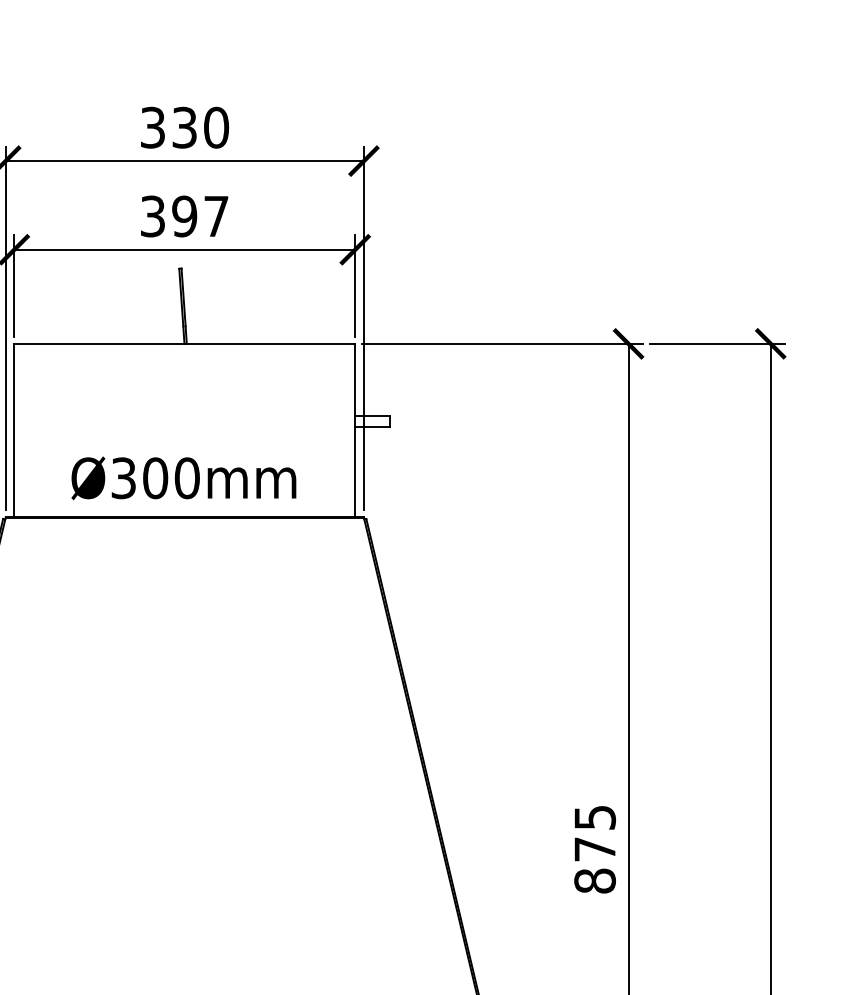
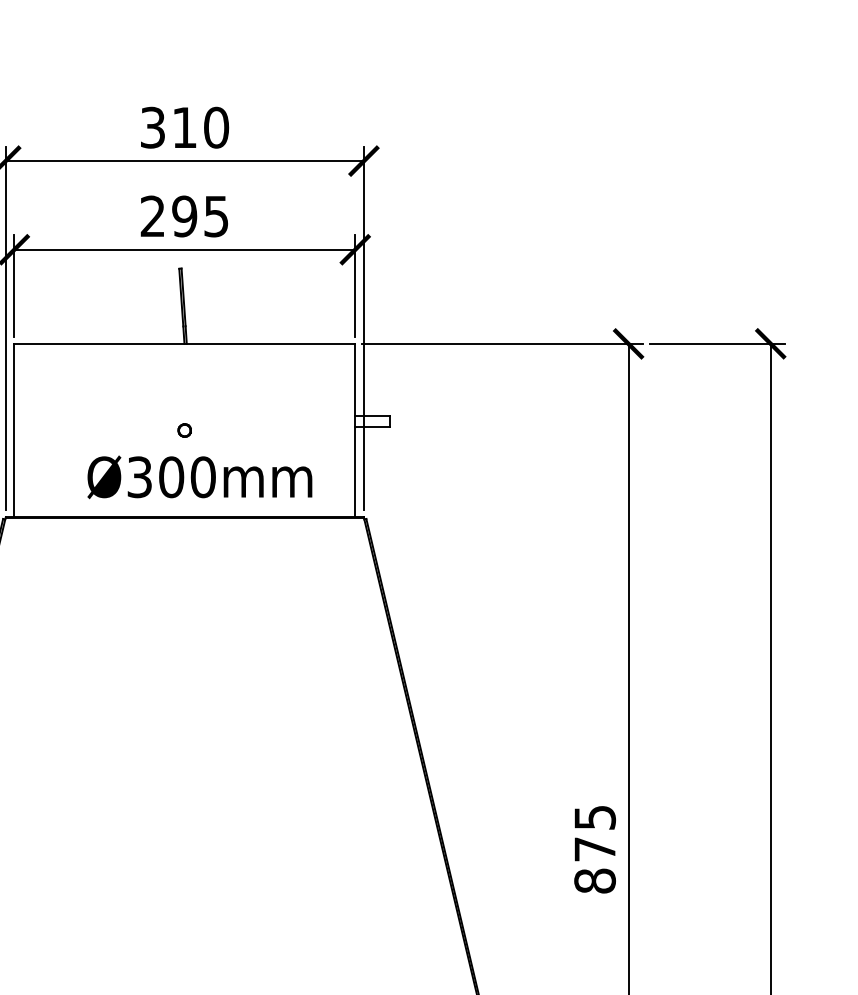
text: 330 -> 310 (184, 127)
text: 397 -> 295 (184, 216)
part: none -> present (184, 430)
text position: (183, 478) -> (199, 477) (199, 477)
